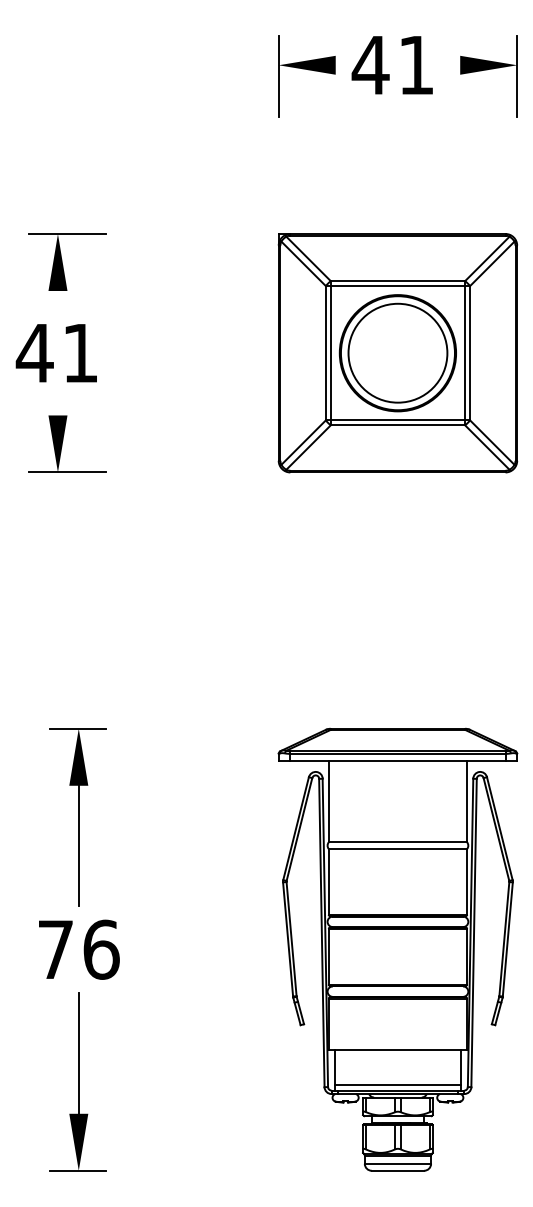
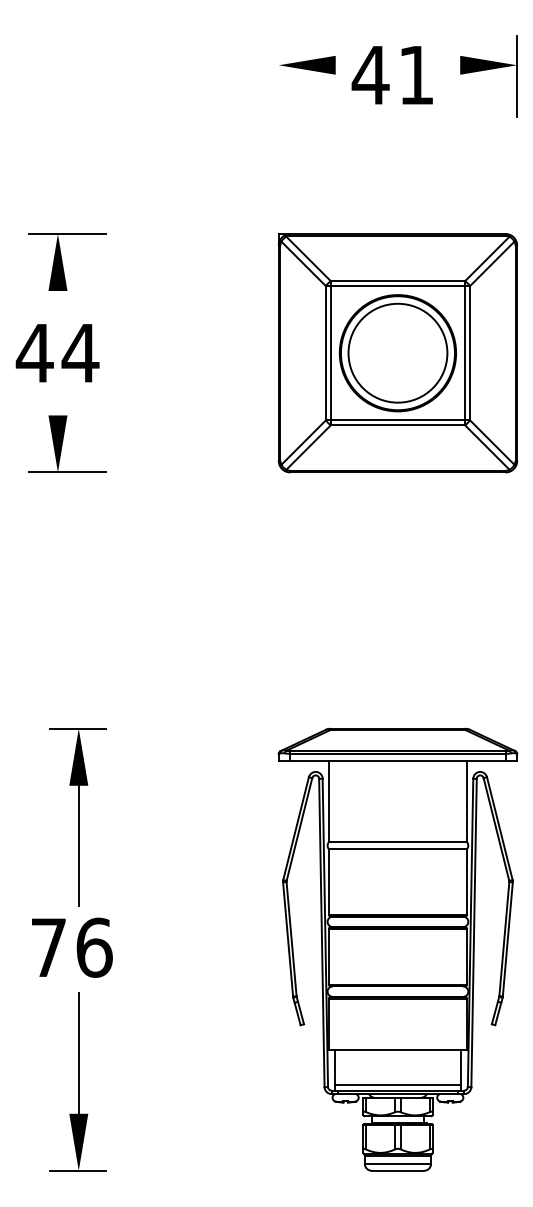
text position: (391, 65) -> (391, 75) (391, 75)
line: present -> none (278, 76)
text: 41 -> 44 (80, 353)
text position: (79, 949) -> (72, 947) (72, 947)
